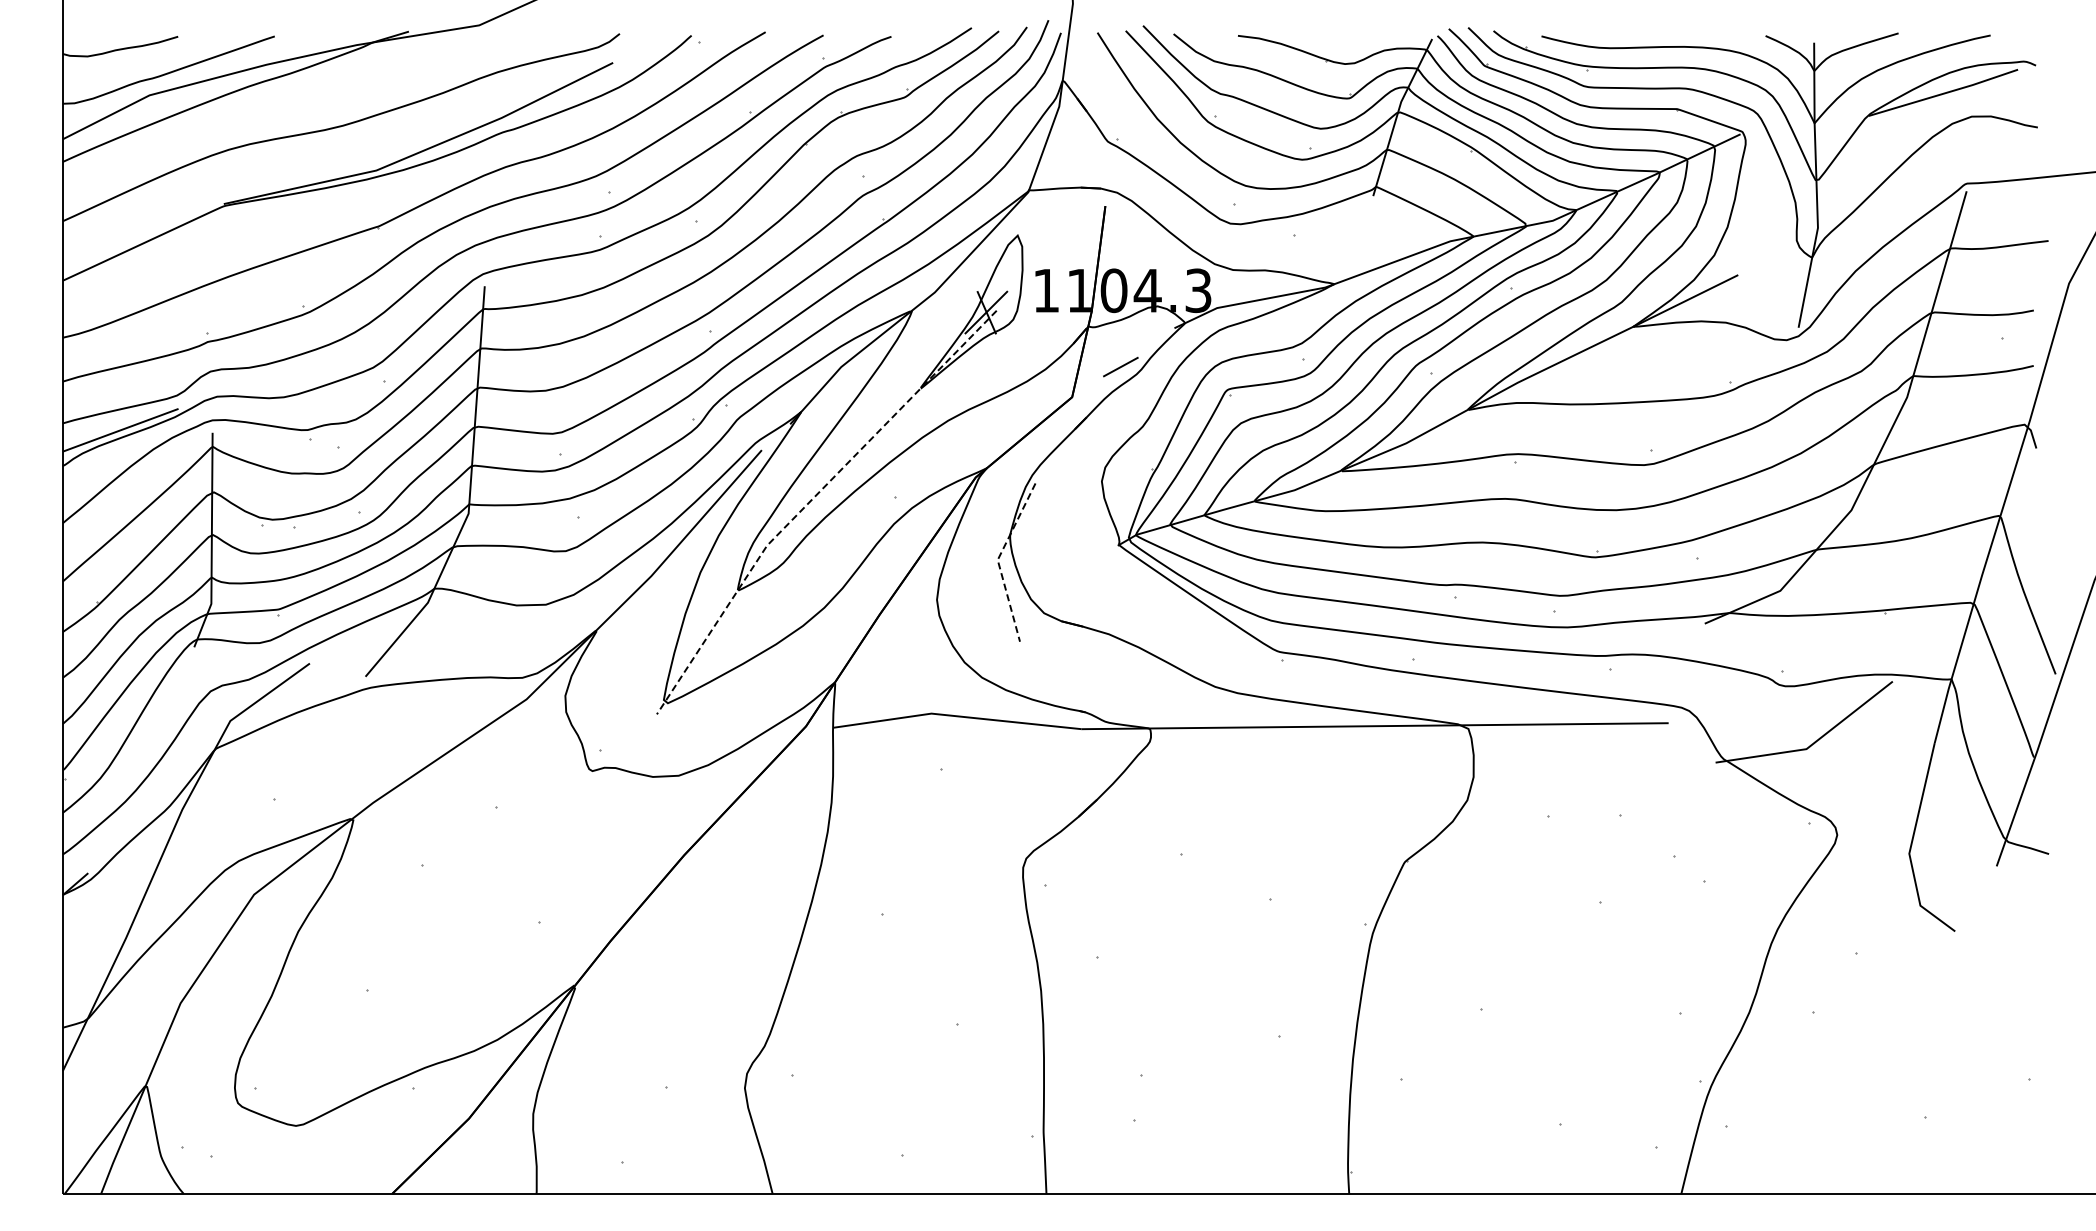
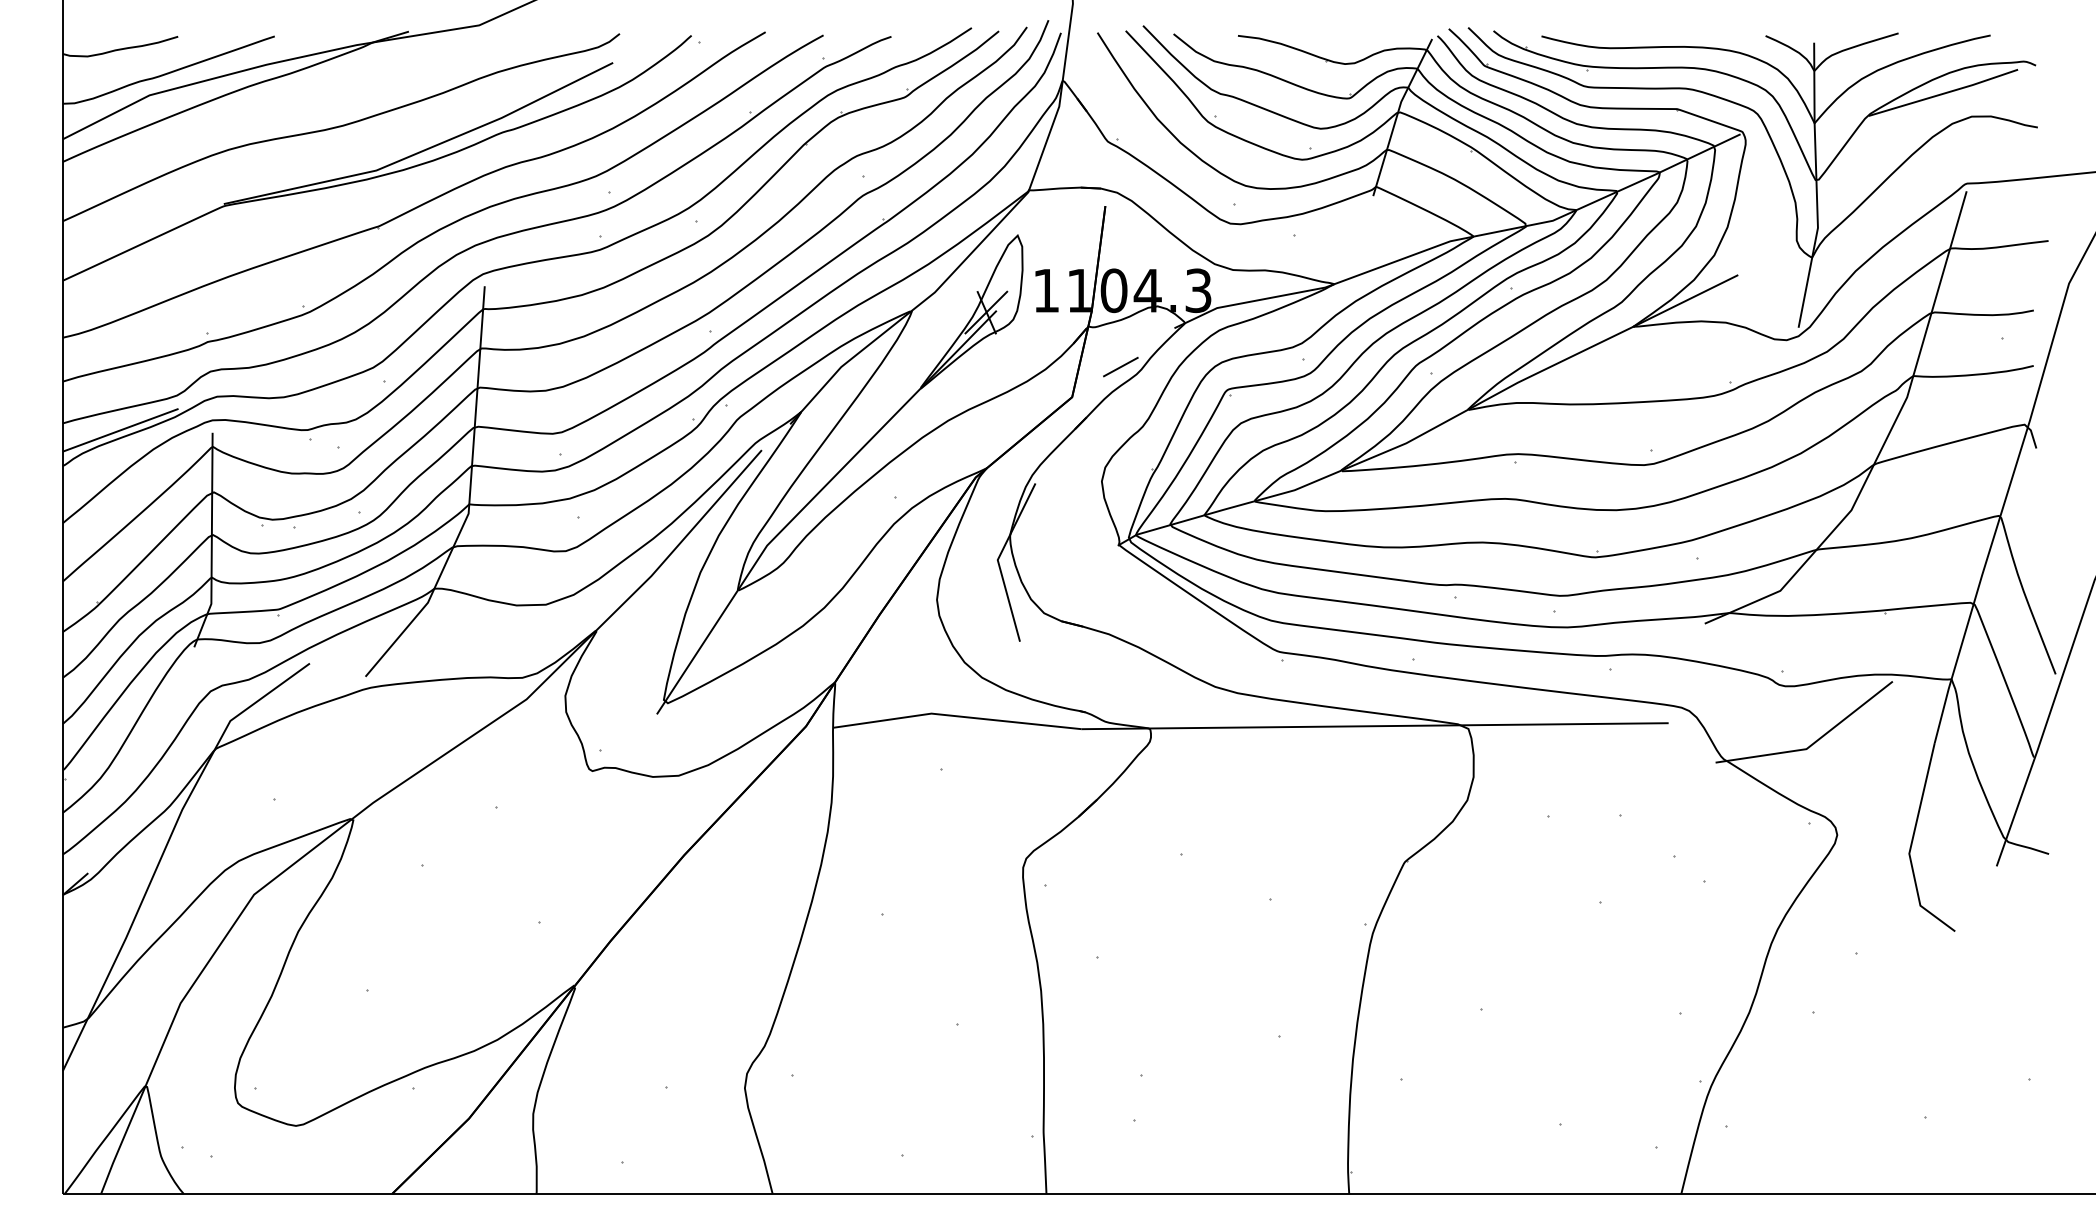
line: dashed -> solid (811, 500)
line: dashed -> solid (997, 560)
